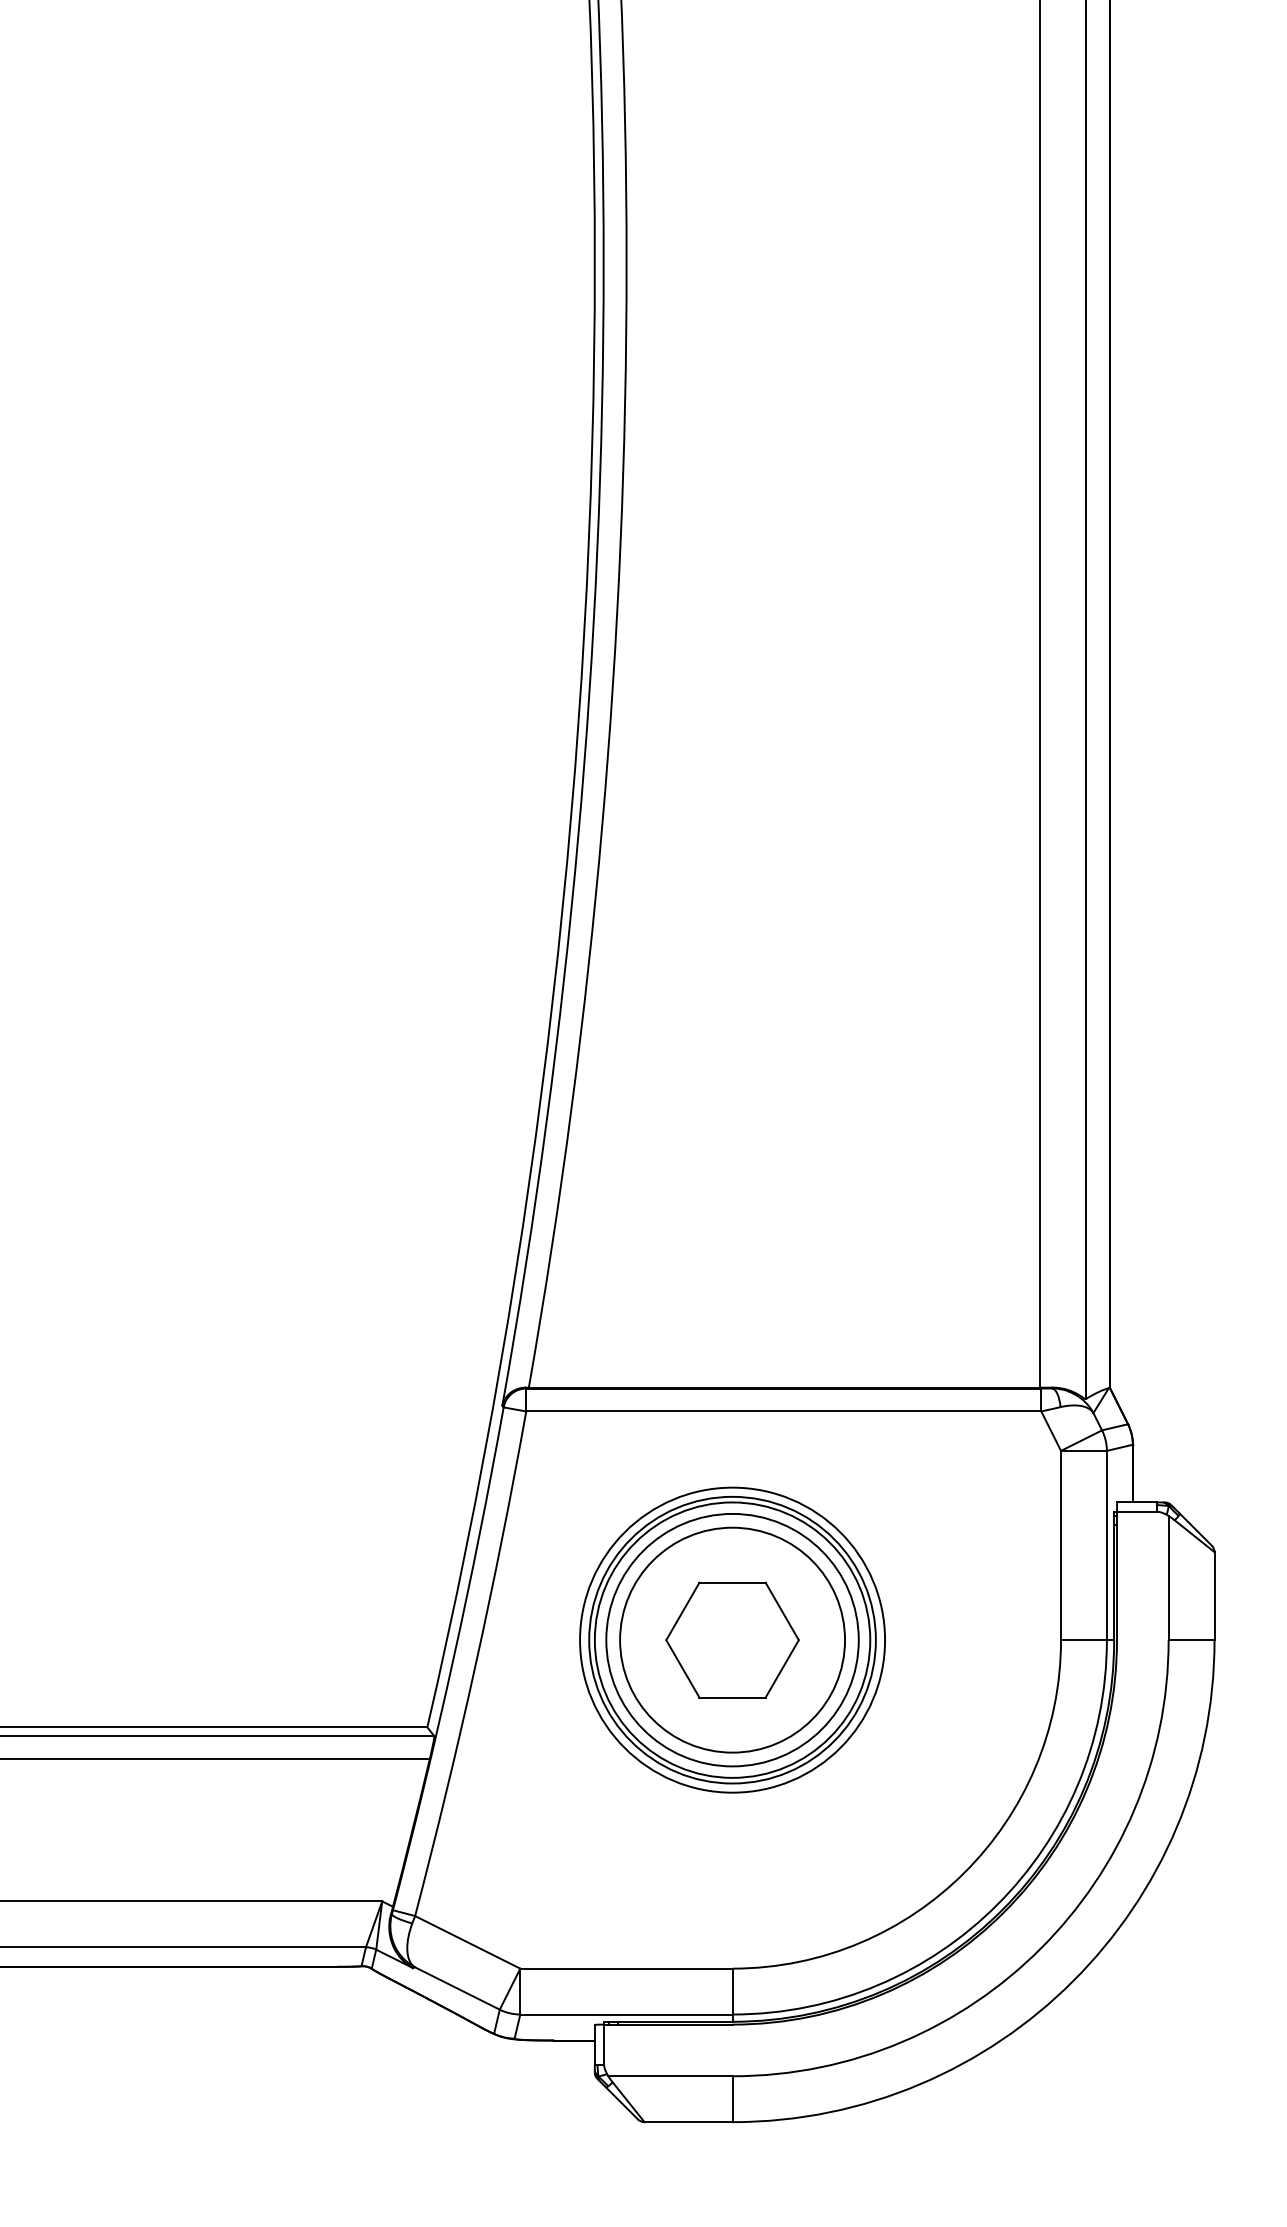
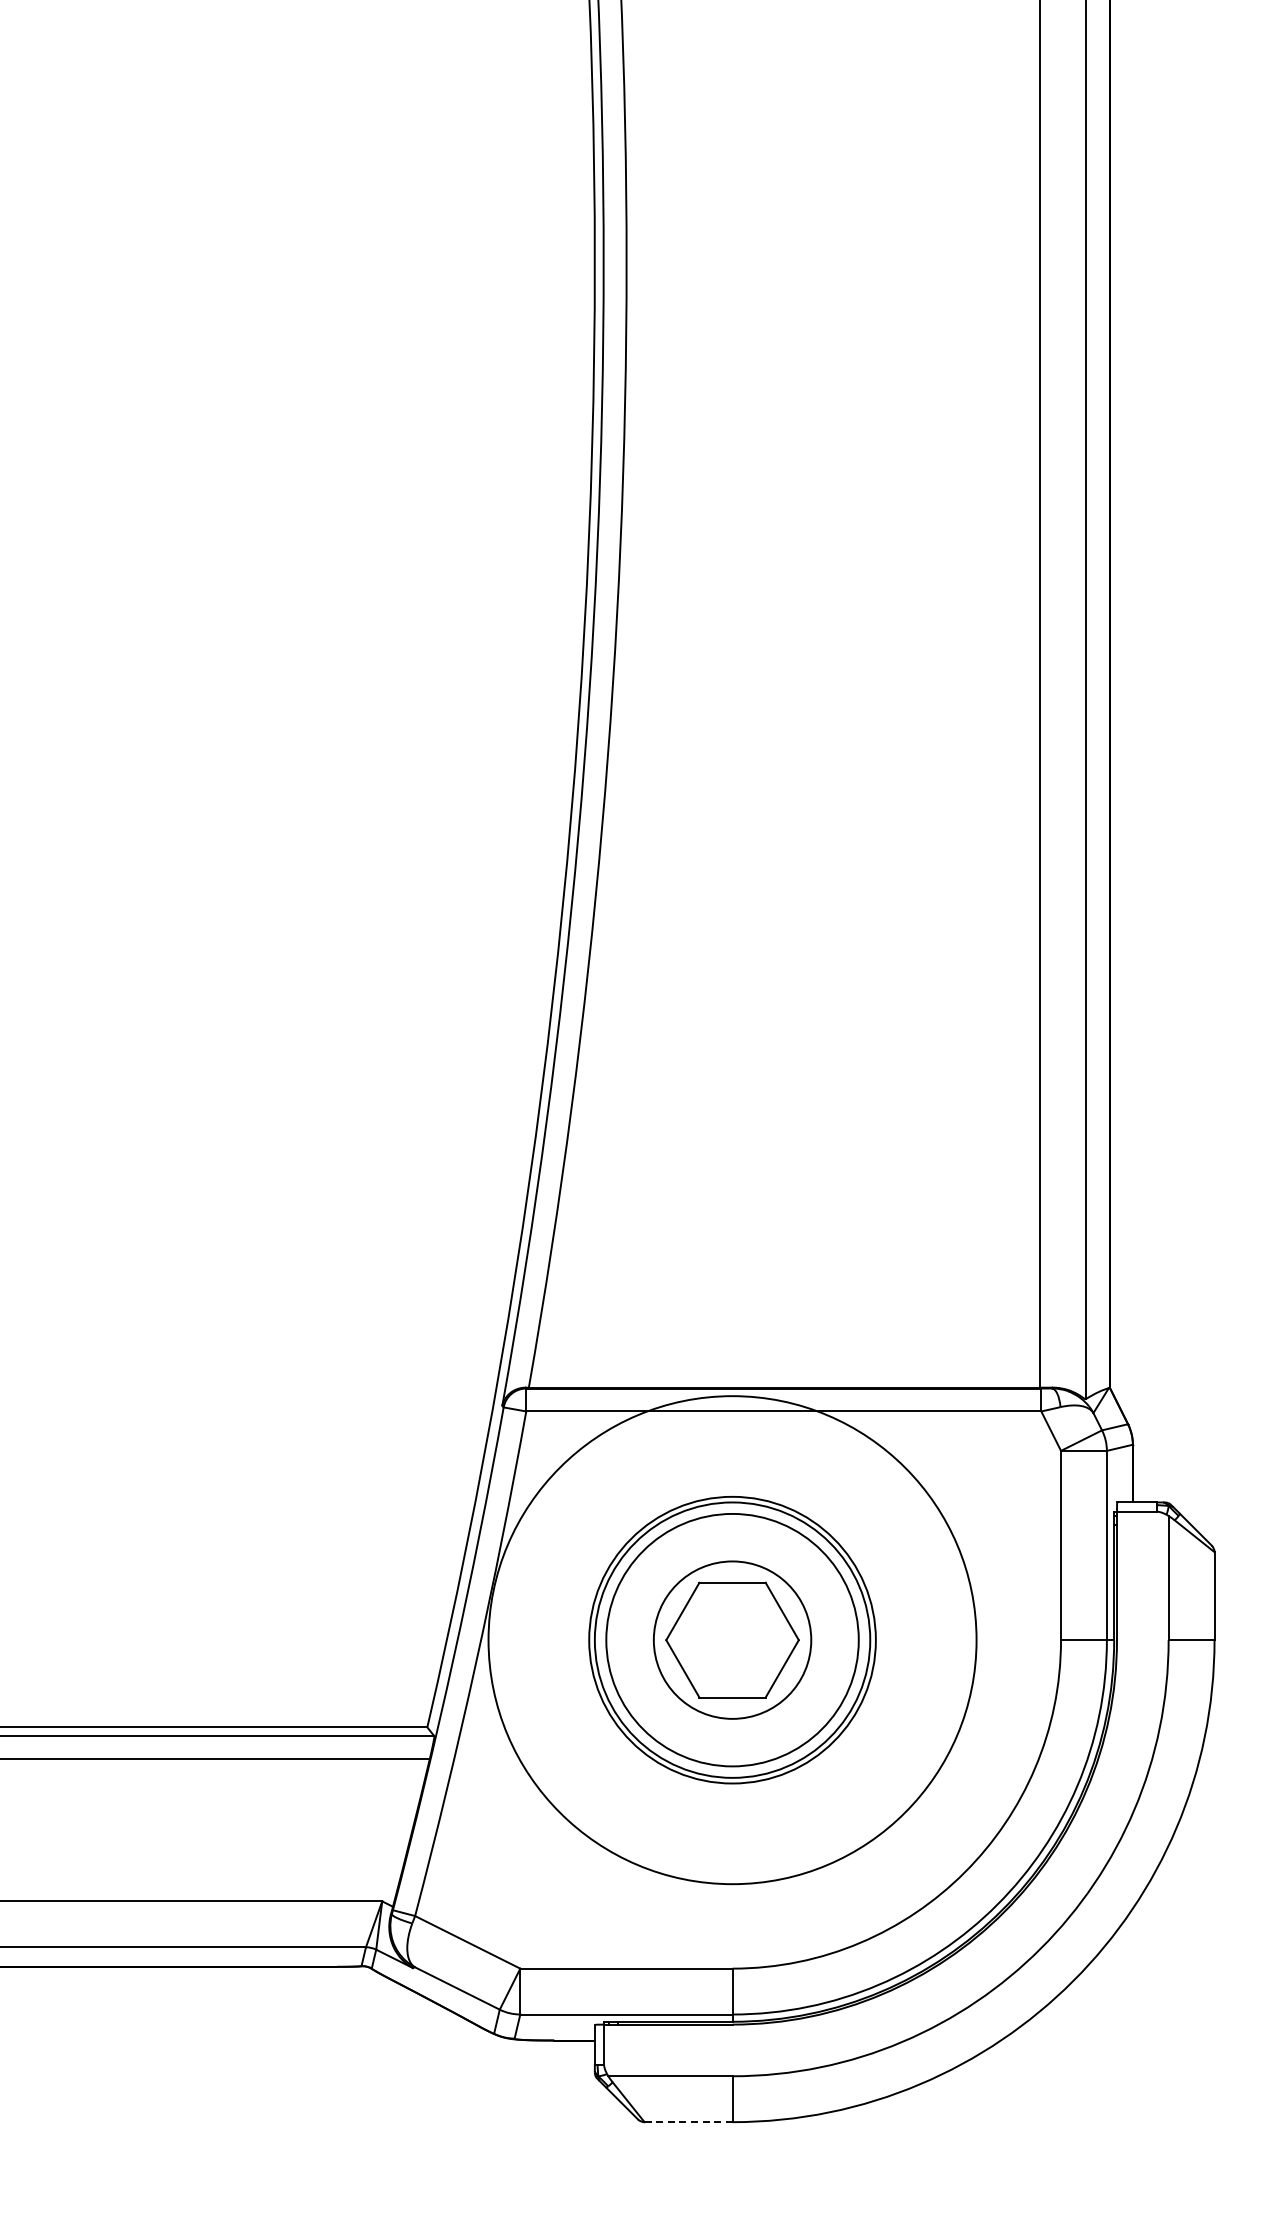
circle diameter: 225 px -> 157 px (732, 1639)
circle diameter: 305 px -> 488 px (732, 1640)
line: solid -> dashed (689, 2122)
